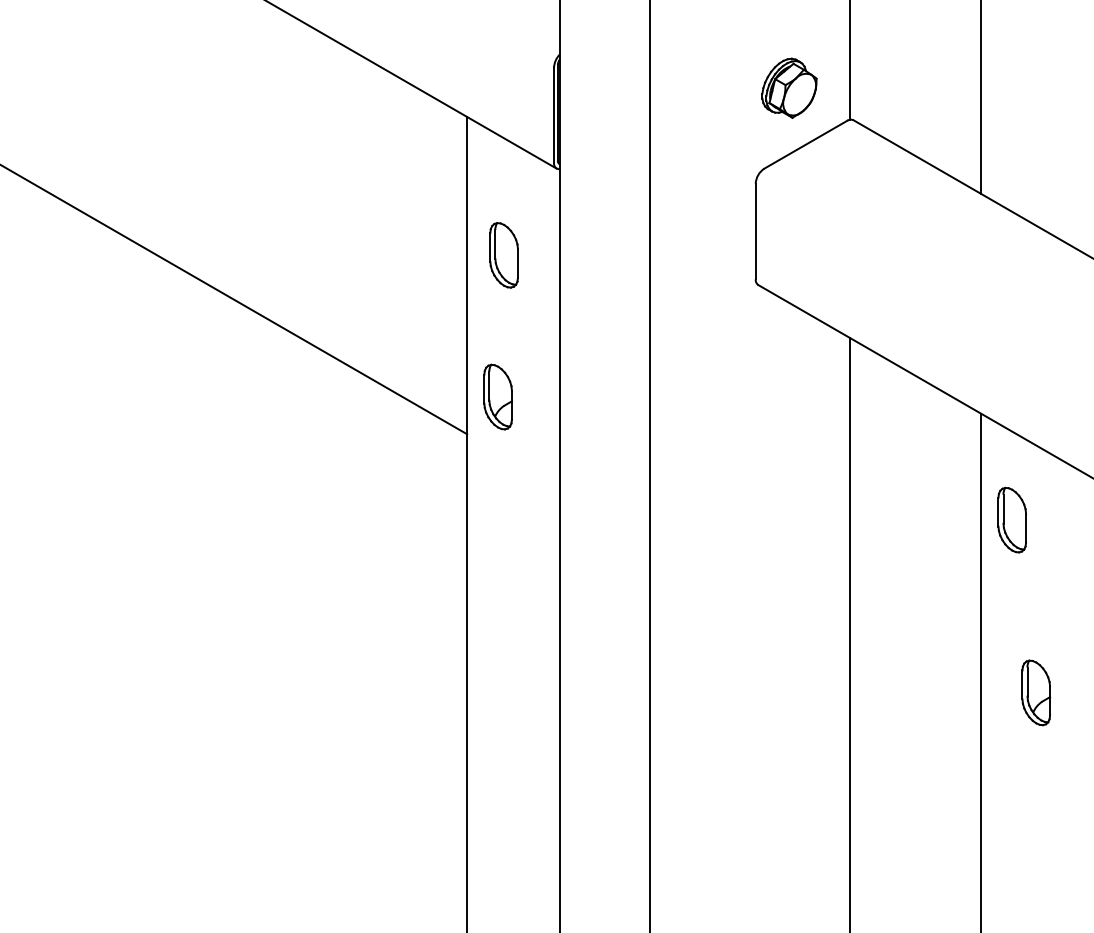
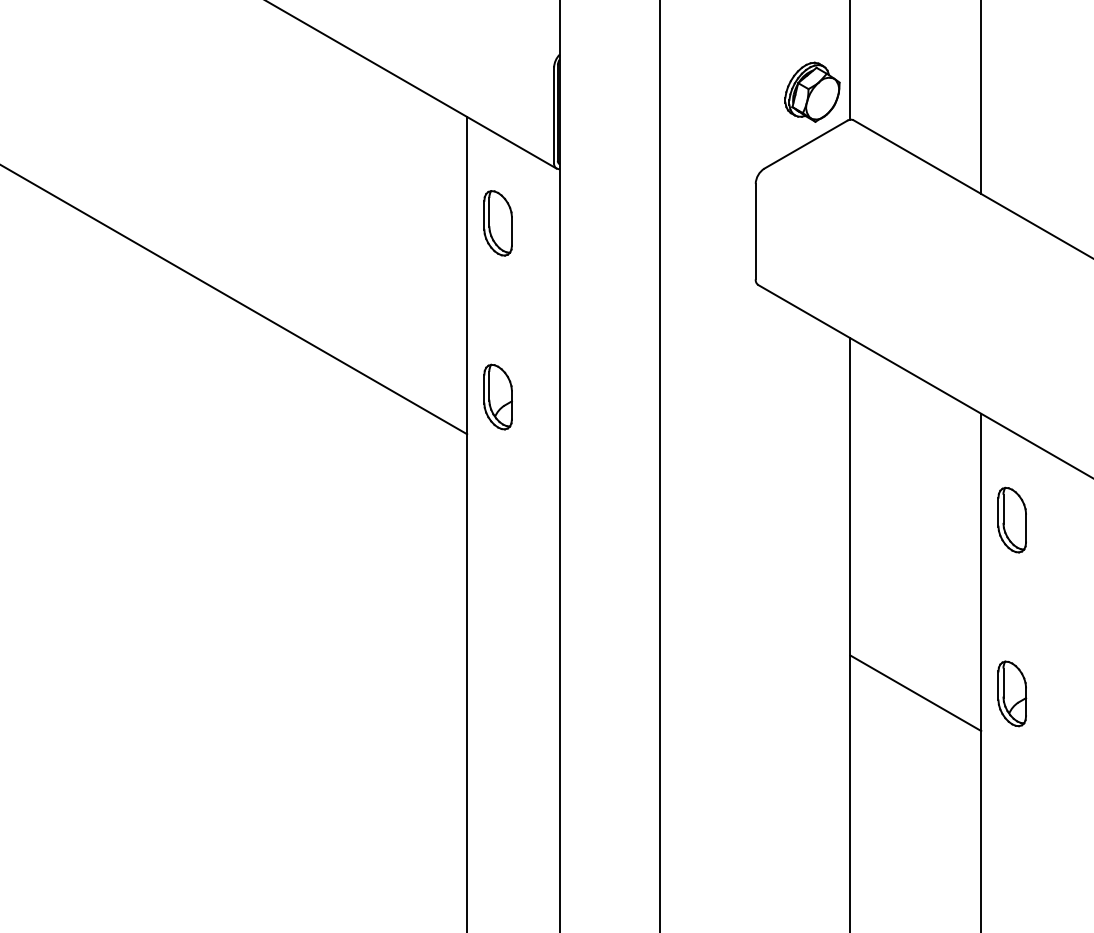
part position: (789, 87) -> (812, 91) (812, 91)
part position: (503, 255) -> (497, 223) (497, 223)
line position: (650, 465) -> (660, 465) (660, 465)
part position: (1036, 692) -> (1012, 693) (1012, 693)
line: none -> present (915, 693)
